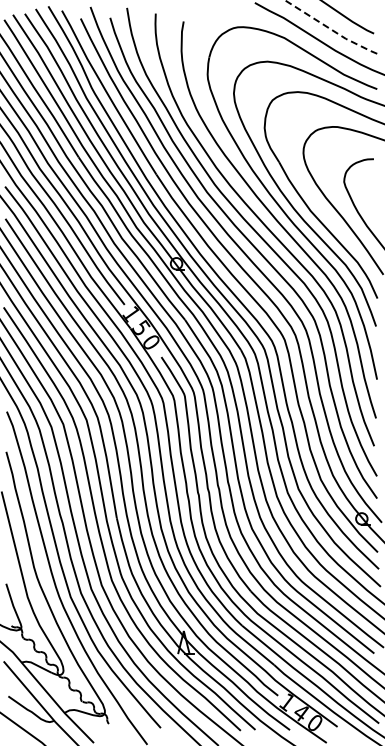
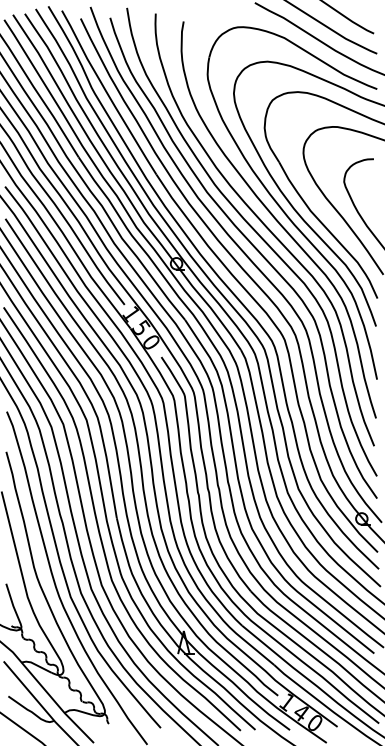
line: dashed -> solid (331, 29)
